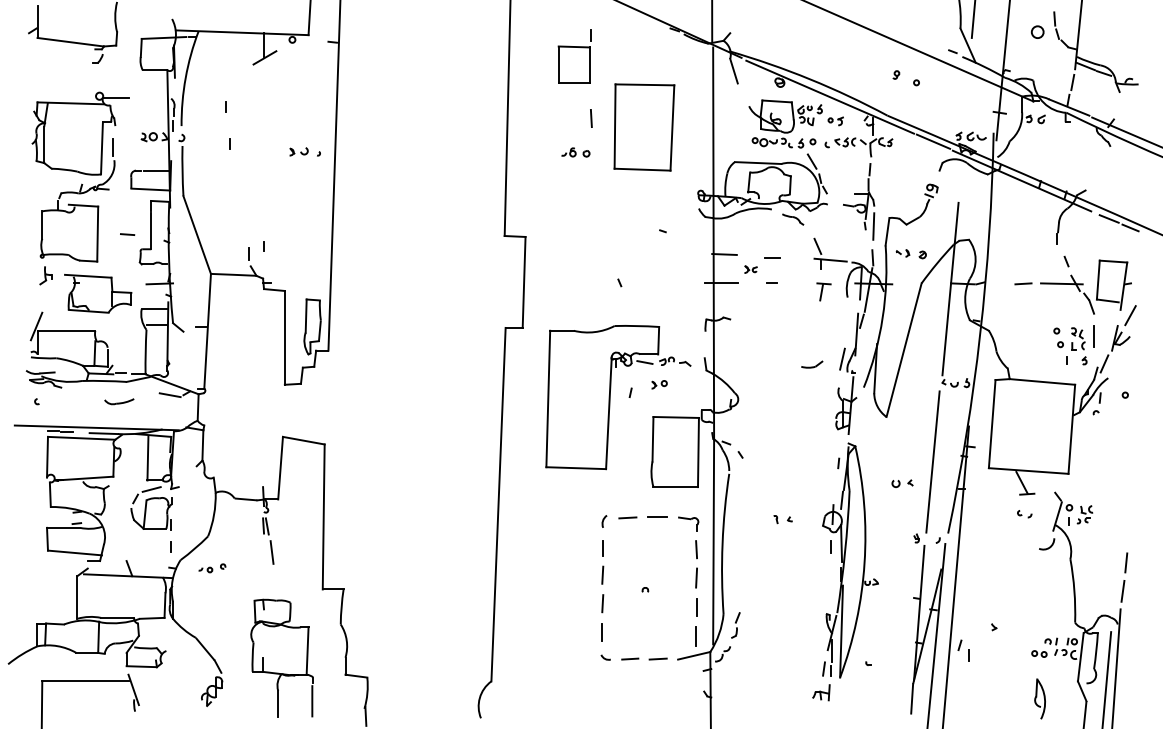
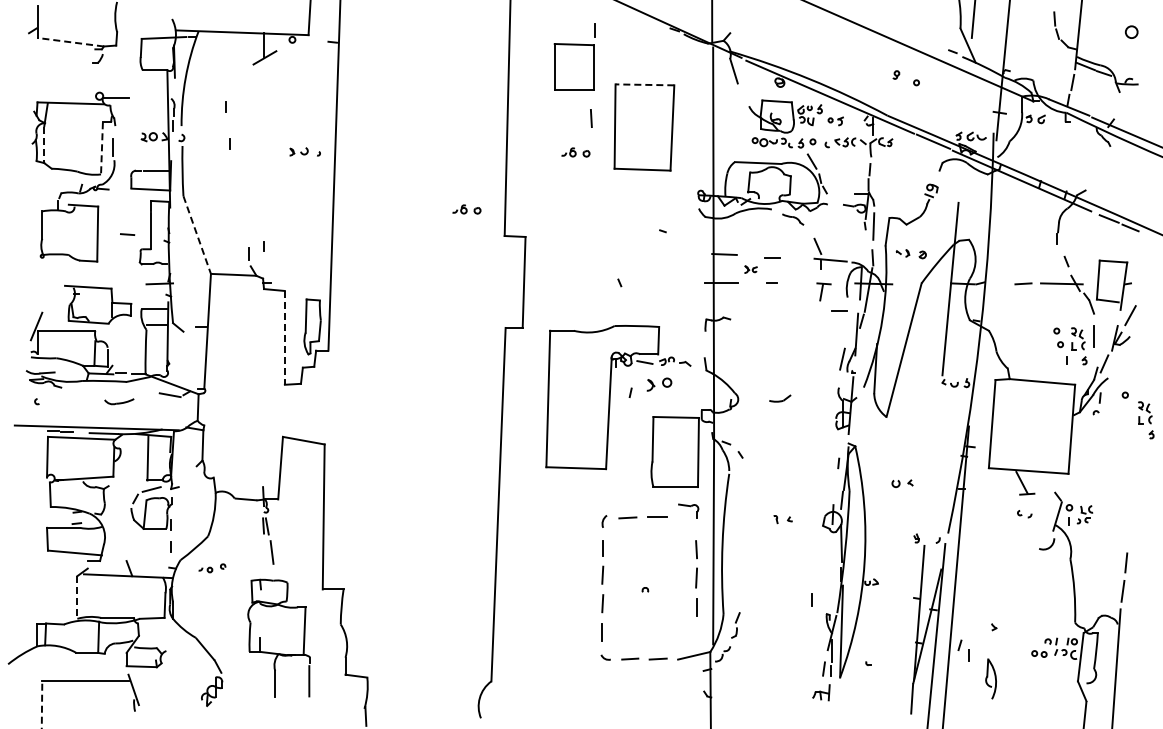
circle position: (1037, 31) -> (1131, 31) (1131, 31)
line: solid -> dashed (70, 42)
part size: 35x55 px -> 43x68 px (574, 56)
line: solid -> dashed (644, 84)
line: solid -> dashed (44, 145)
line: solid -> dashed (101, 148)
part: none -> present (466, 209)
line: solid -> dashed (197, 235)
part: present -> none (45, 275)
part position: (98, 293) -> (98, 304) (98, 304)
line: none -> present (839, 310)
line: solid -> dashed (284, 337)
part position: (812, 364) -> (780, 398) (780, 398)
part size: 17x10 px -> 27x15 px (659, 384)
part: none -> present (1146, 420)
line: present -> none (932, 461)
part position: (688, 523) -> (688, 510) (688, 510)
line position: (830, 546) -> (811, 599) (811, 599)
line: solid -> dashed (77, 598)
line: present -> none (695, 636)
part position: (281, 657) -> (278, 637) (278, 637)
line: present -> none (1106, 678)
part position: (1039, 698) -> (990, 678) (990, 678)
line: solid -> dashed (42, 704)
